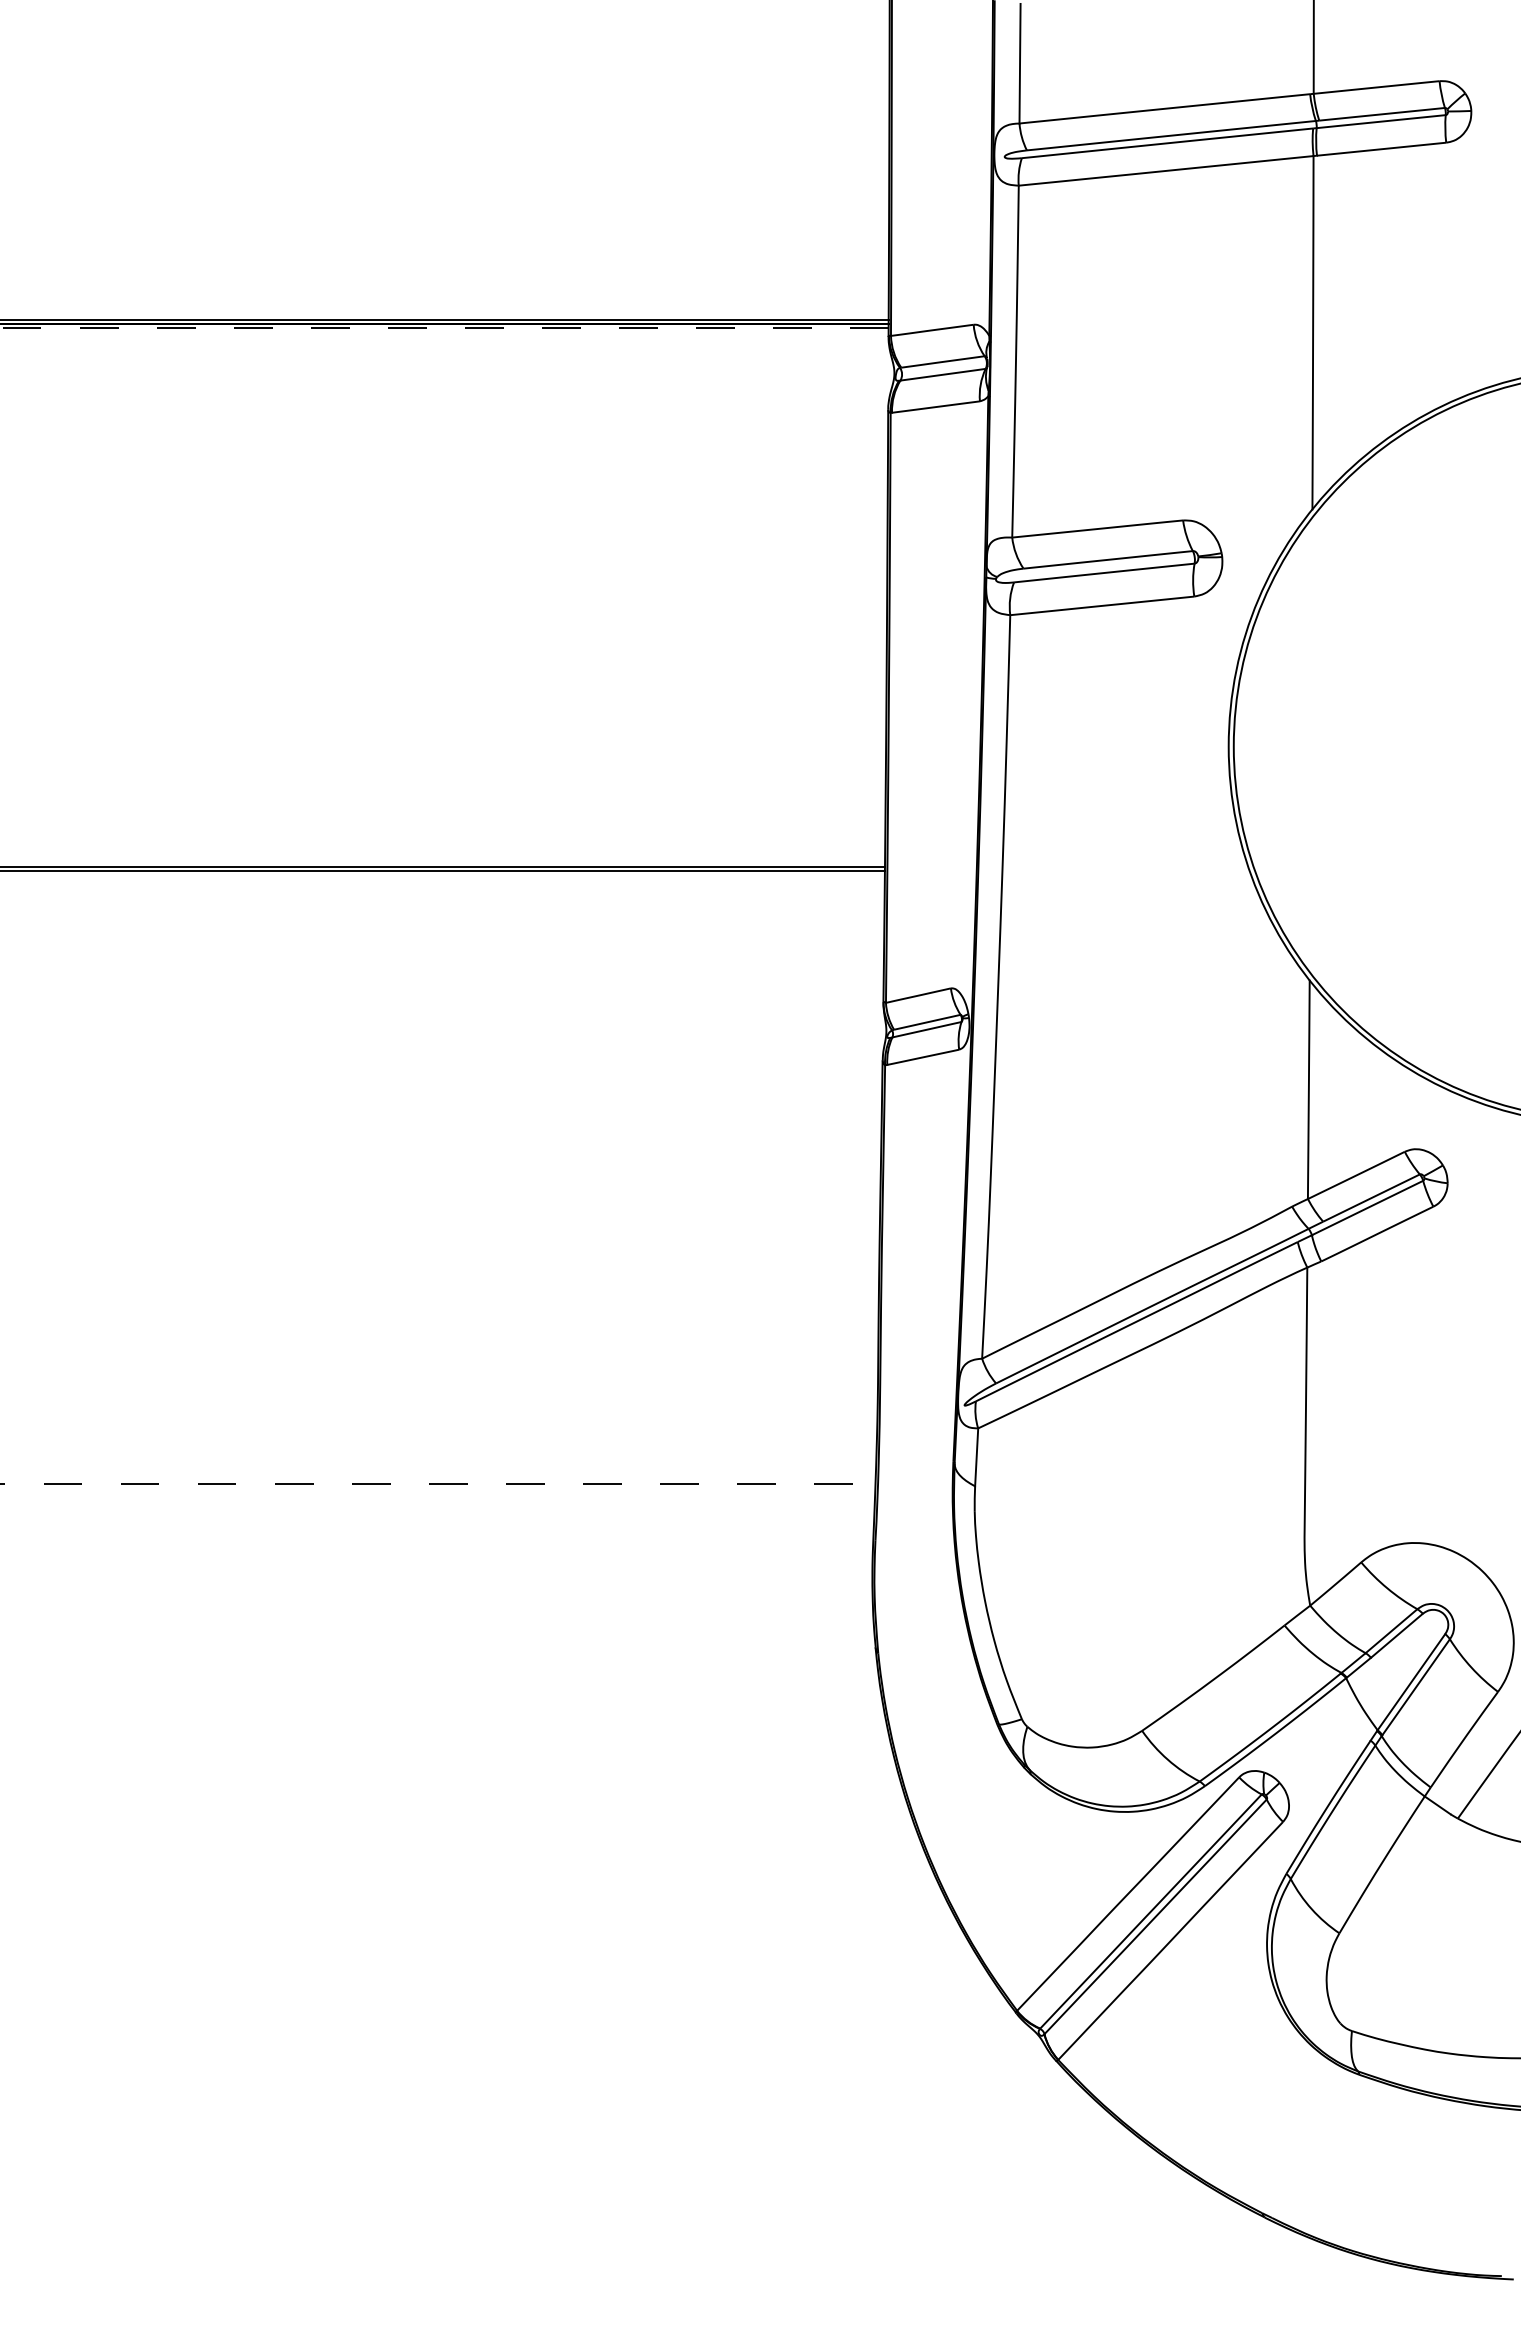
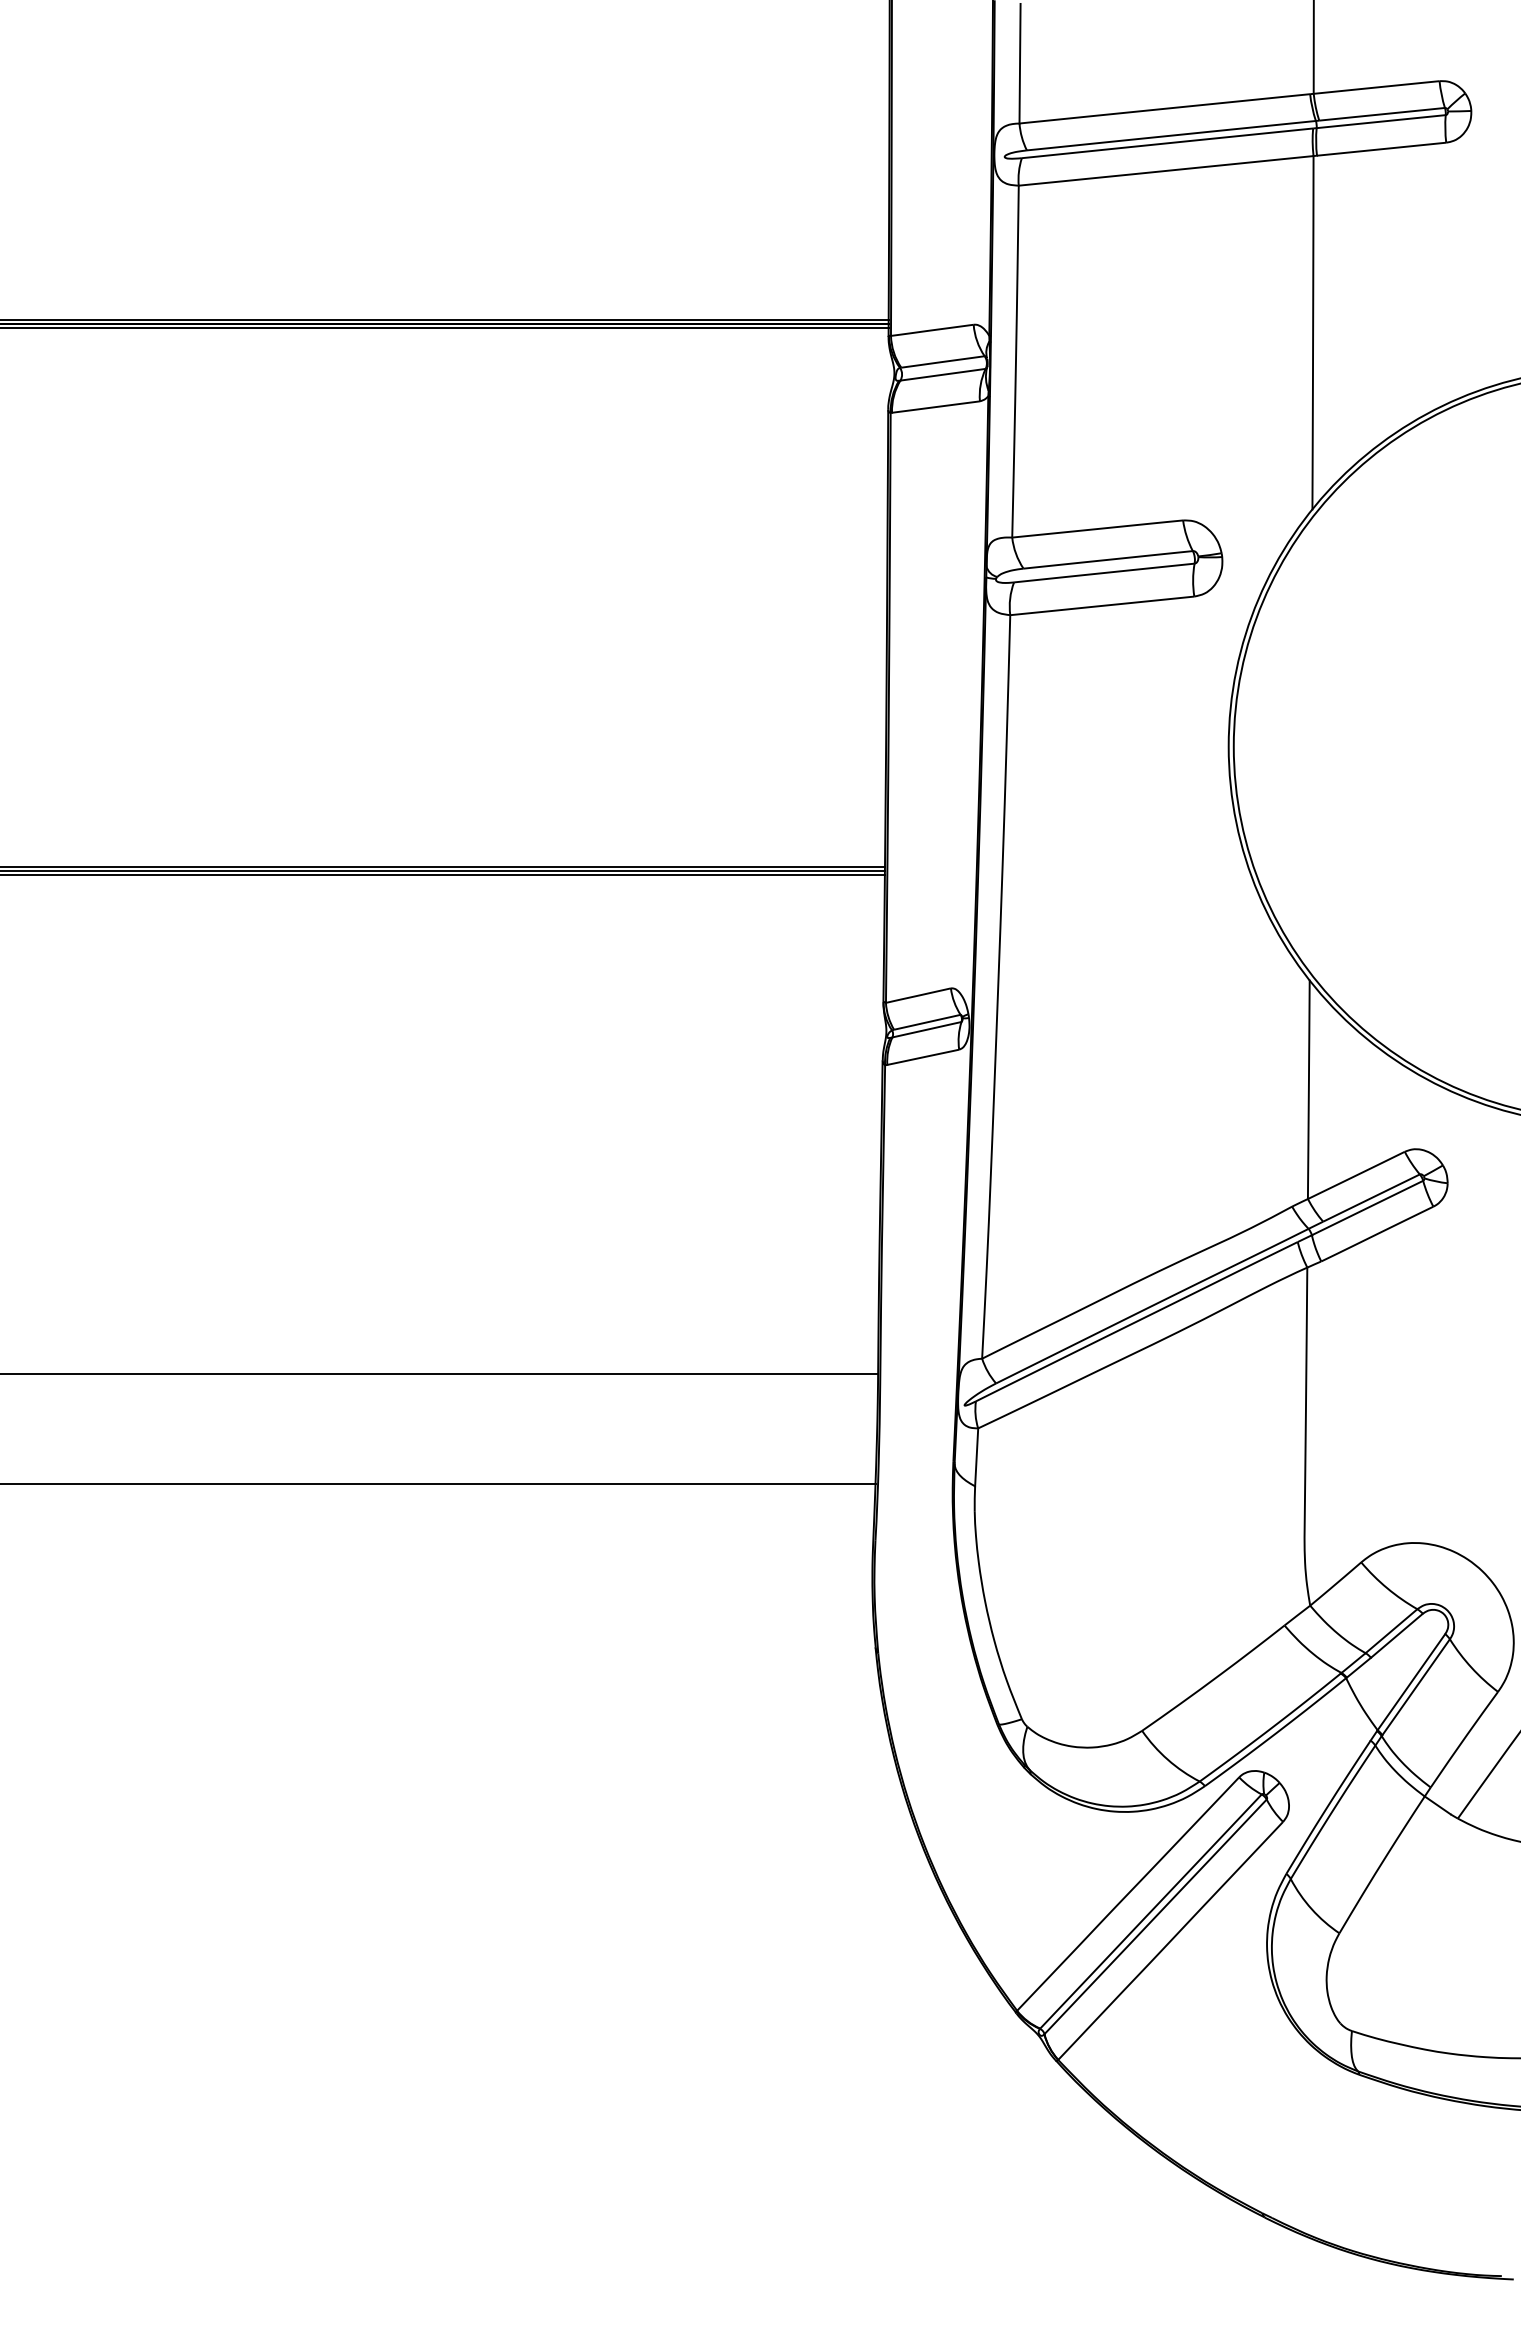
line: dashed -> solid (444, 328)
line: none -> present (443, 874)
line: none -> present (440, 1374)
line: dashed -> solid (438, 1483)
